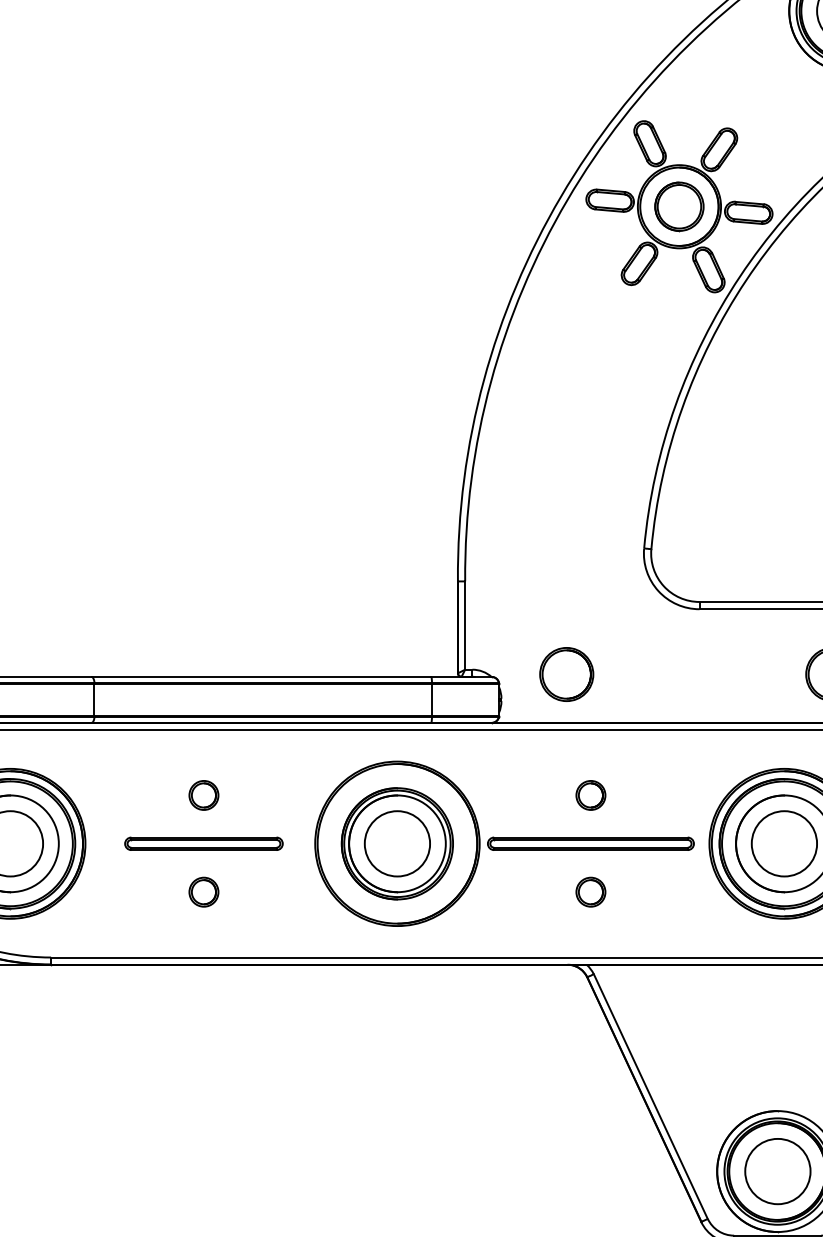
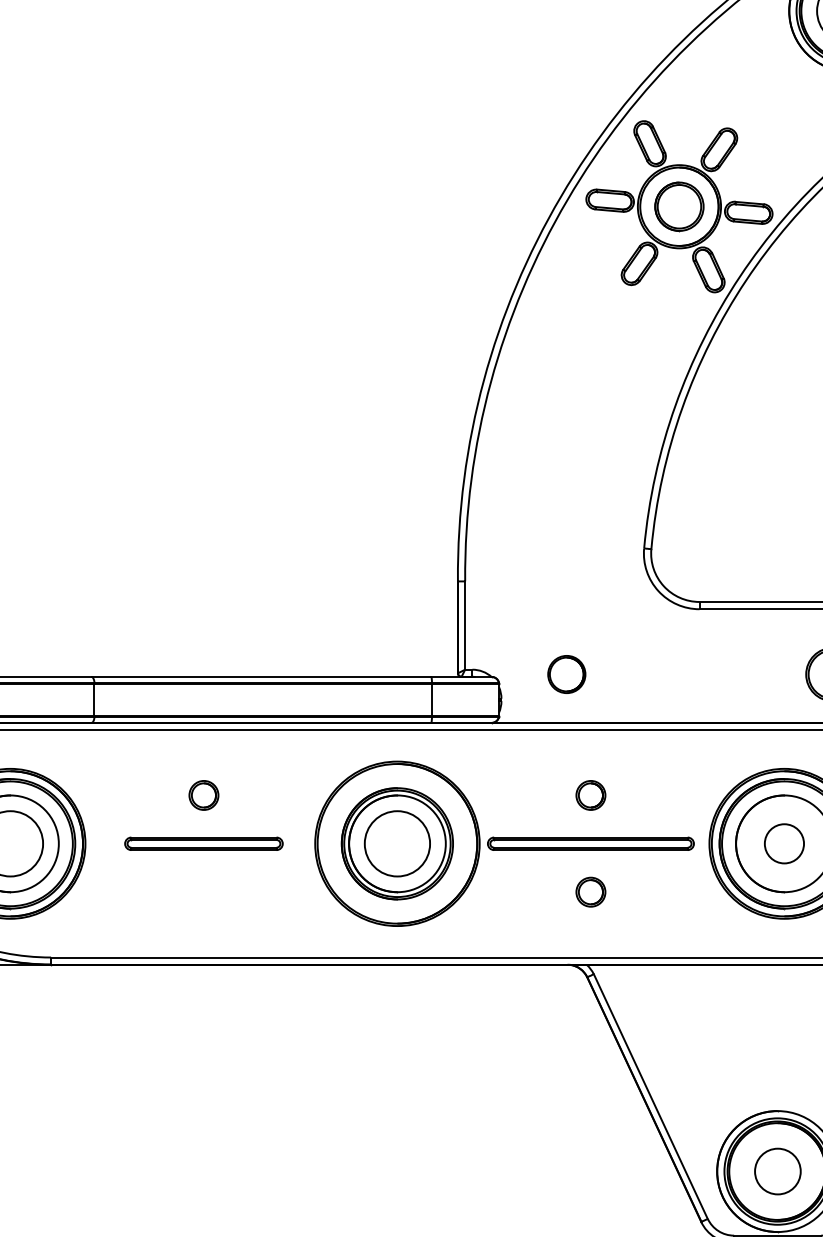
part size: 56x55 px -> 40x39 px (566, 674)
circle diameter: 65 px -> 39 px (784, 843)
part: present -> none (203, 891)
circle diameter: 65 px -> 46 px (777, 1171)
